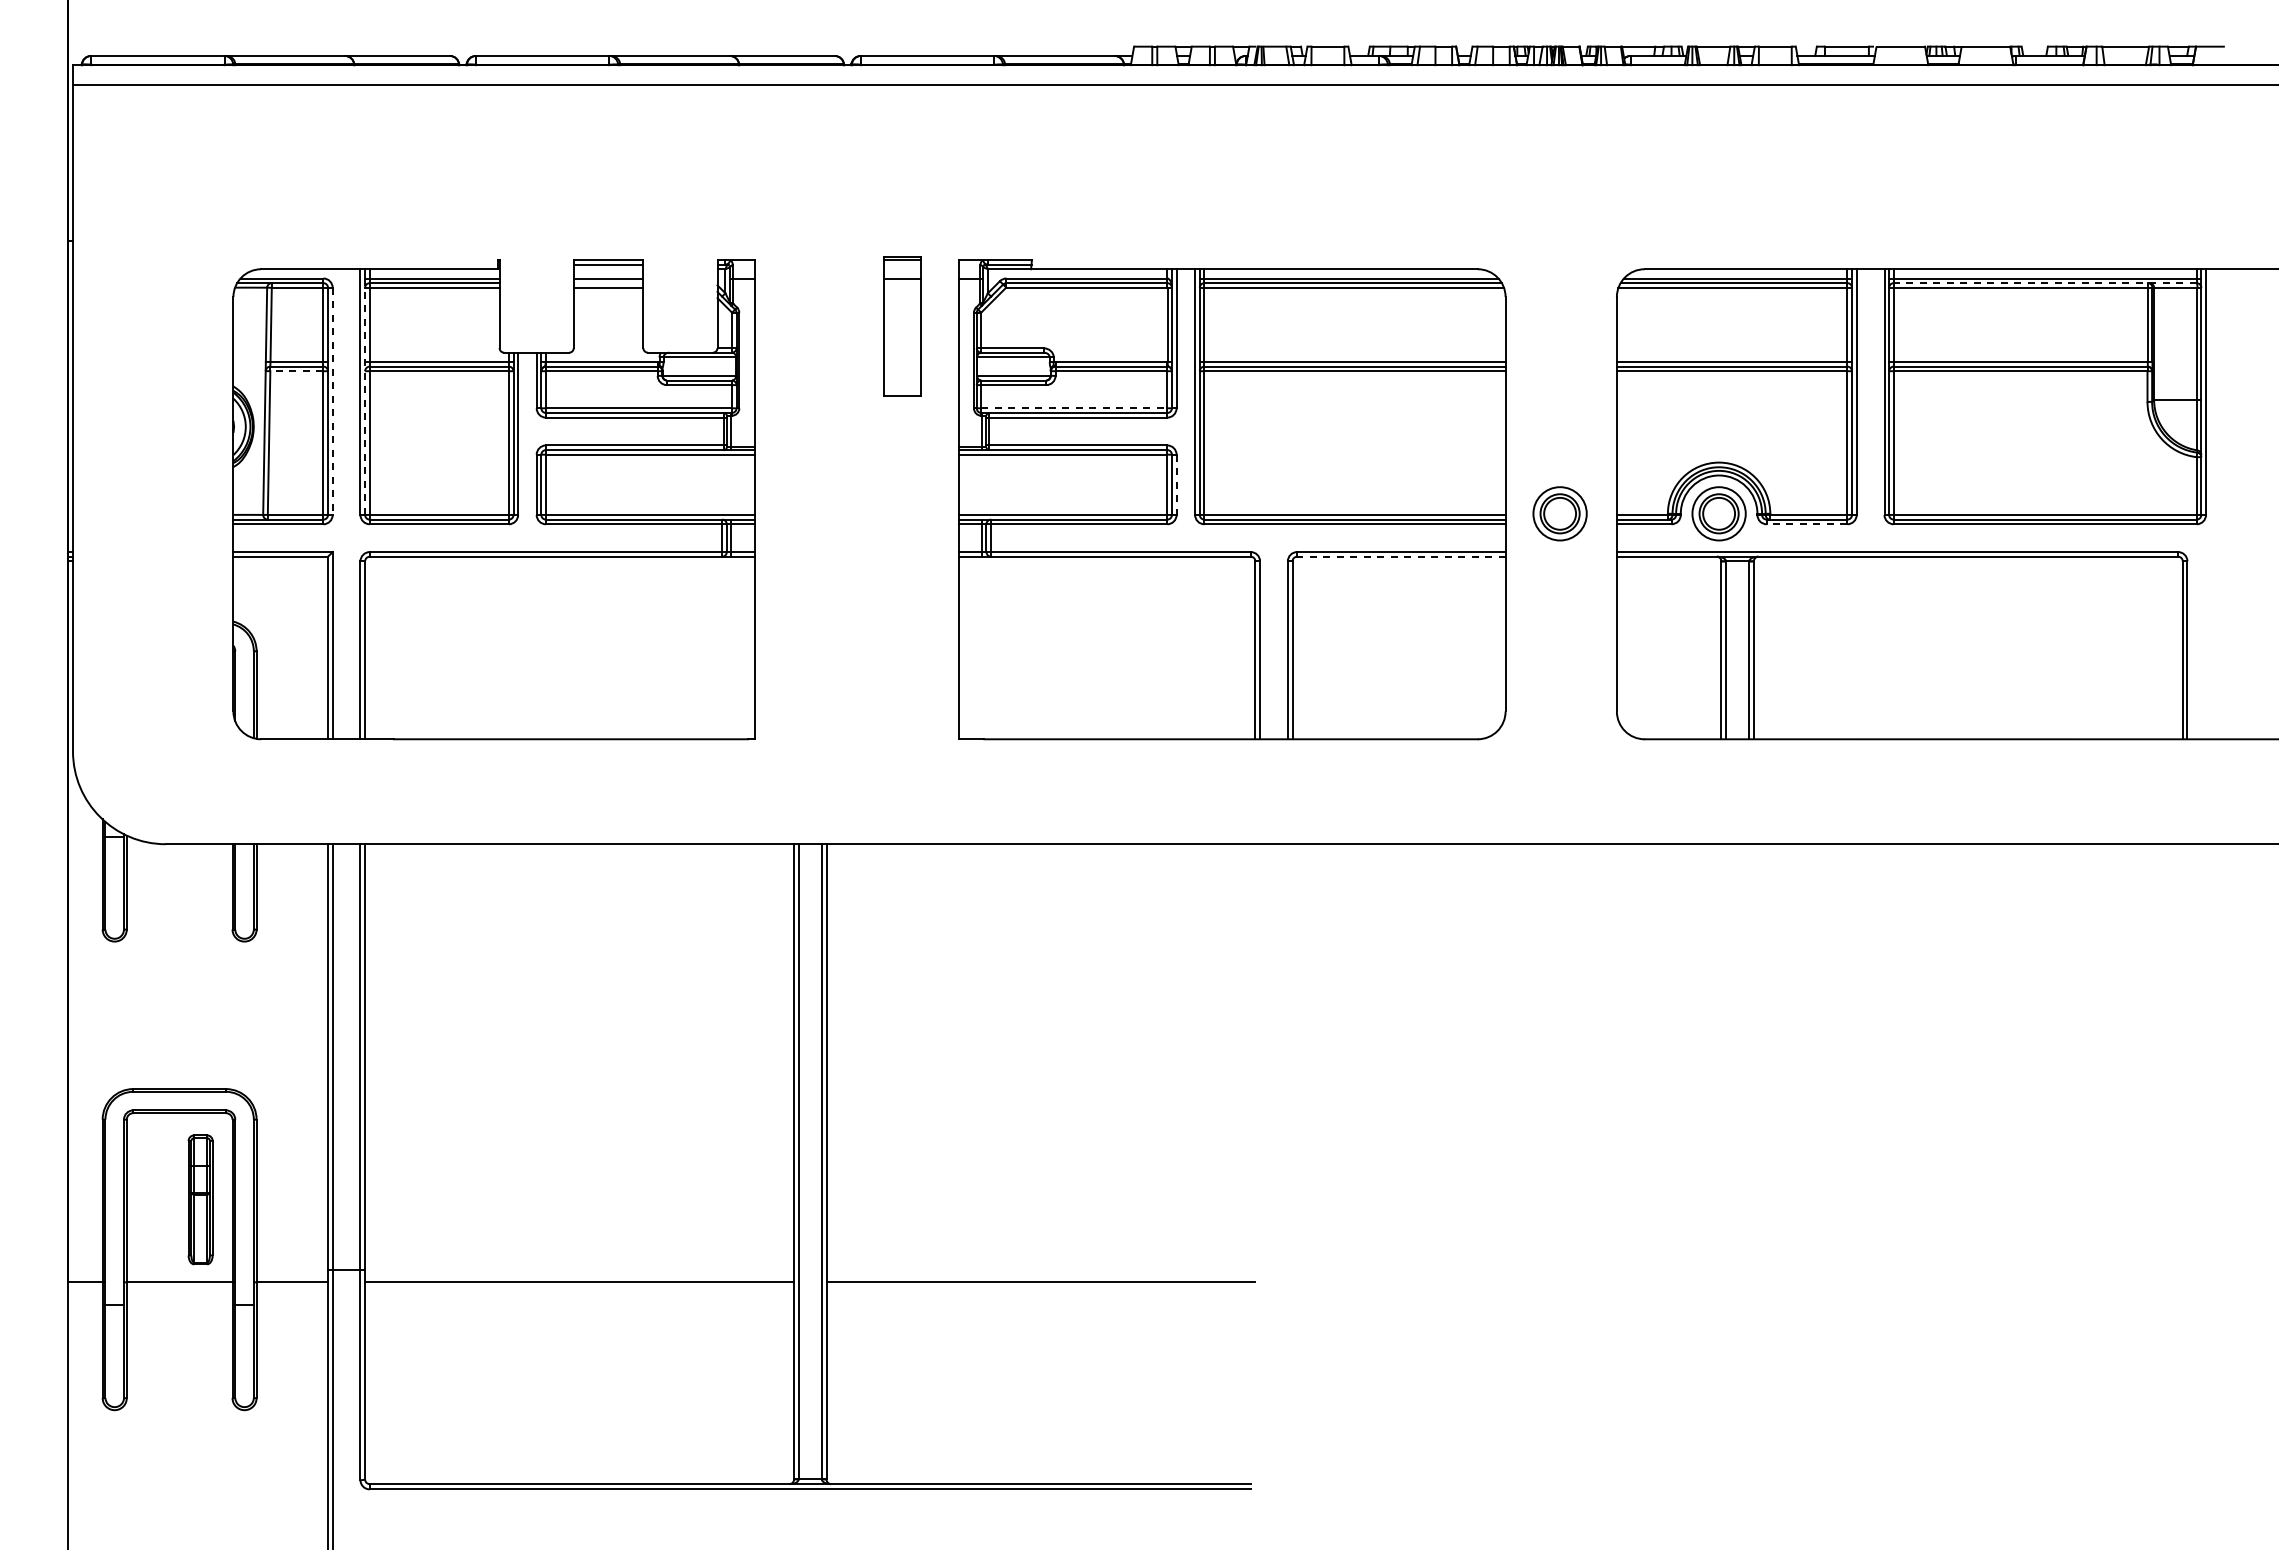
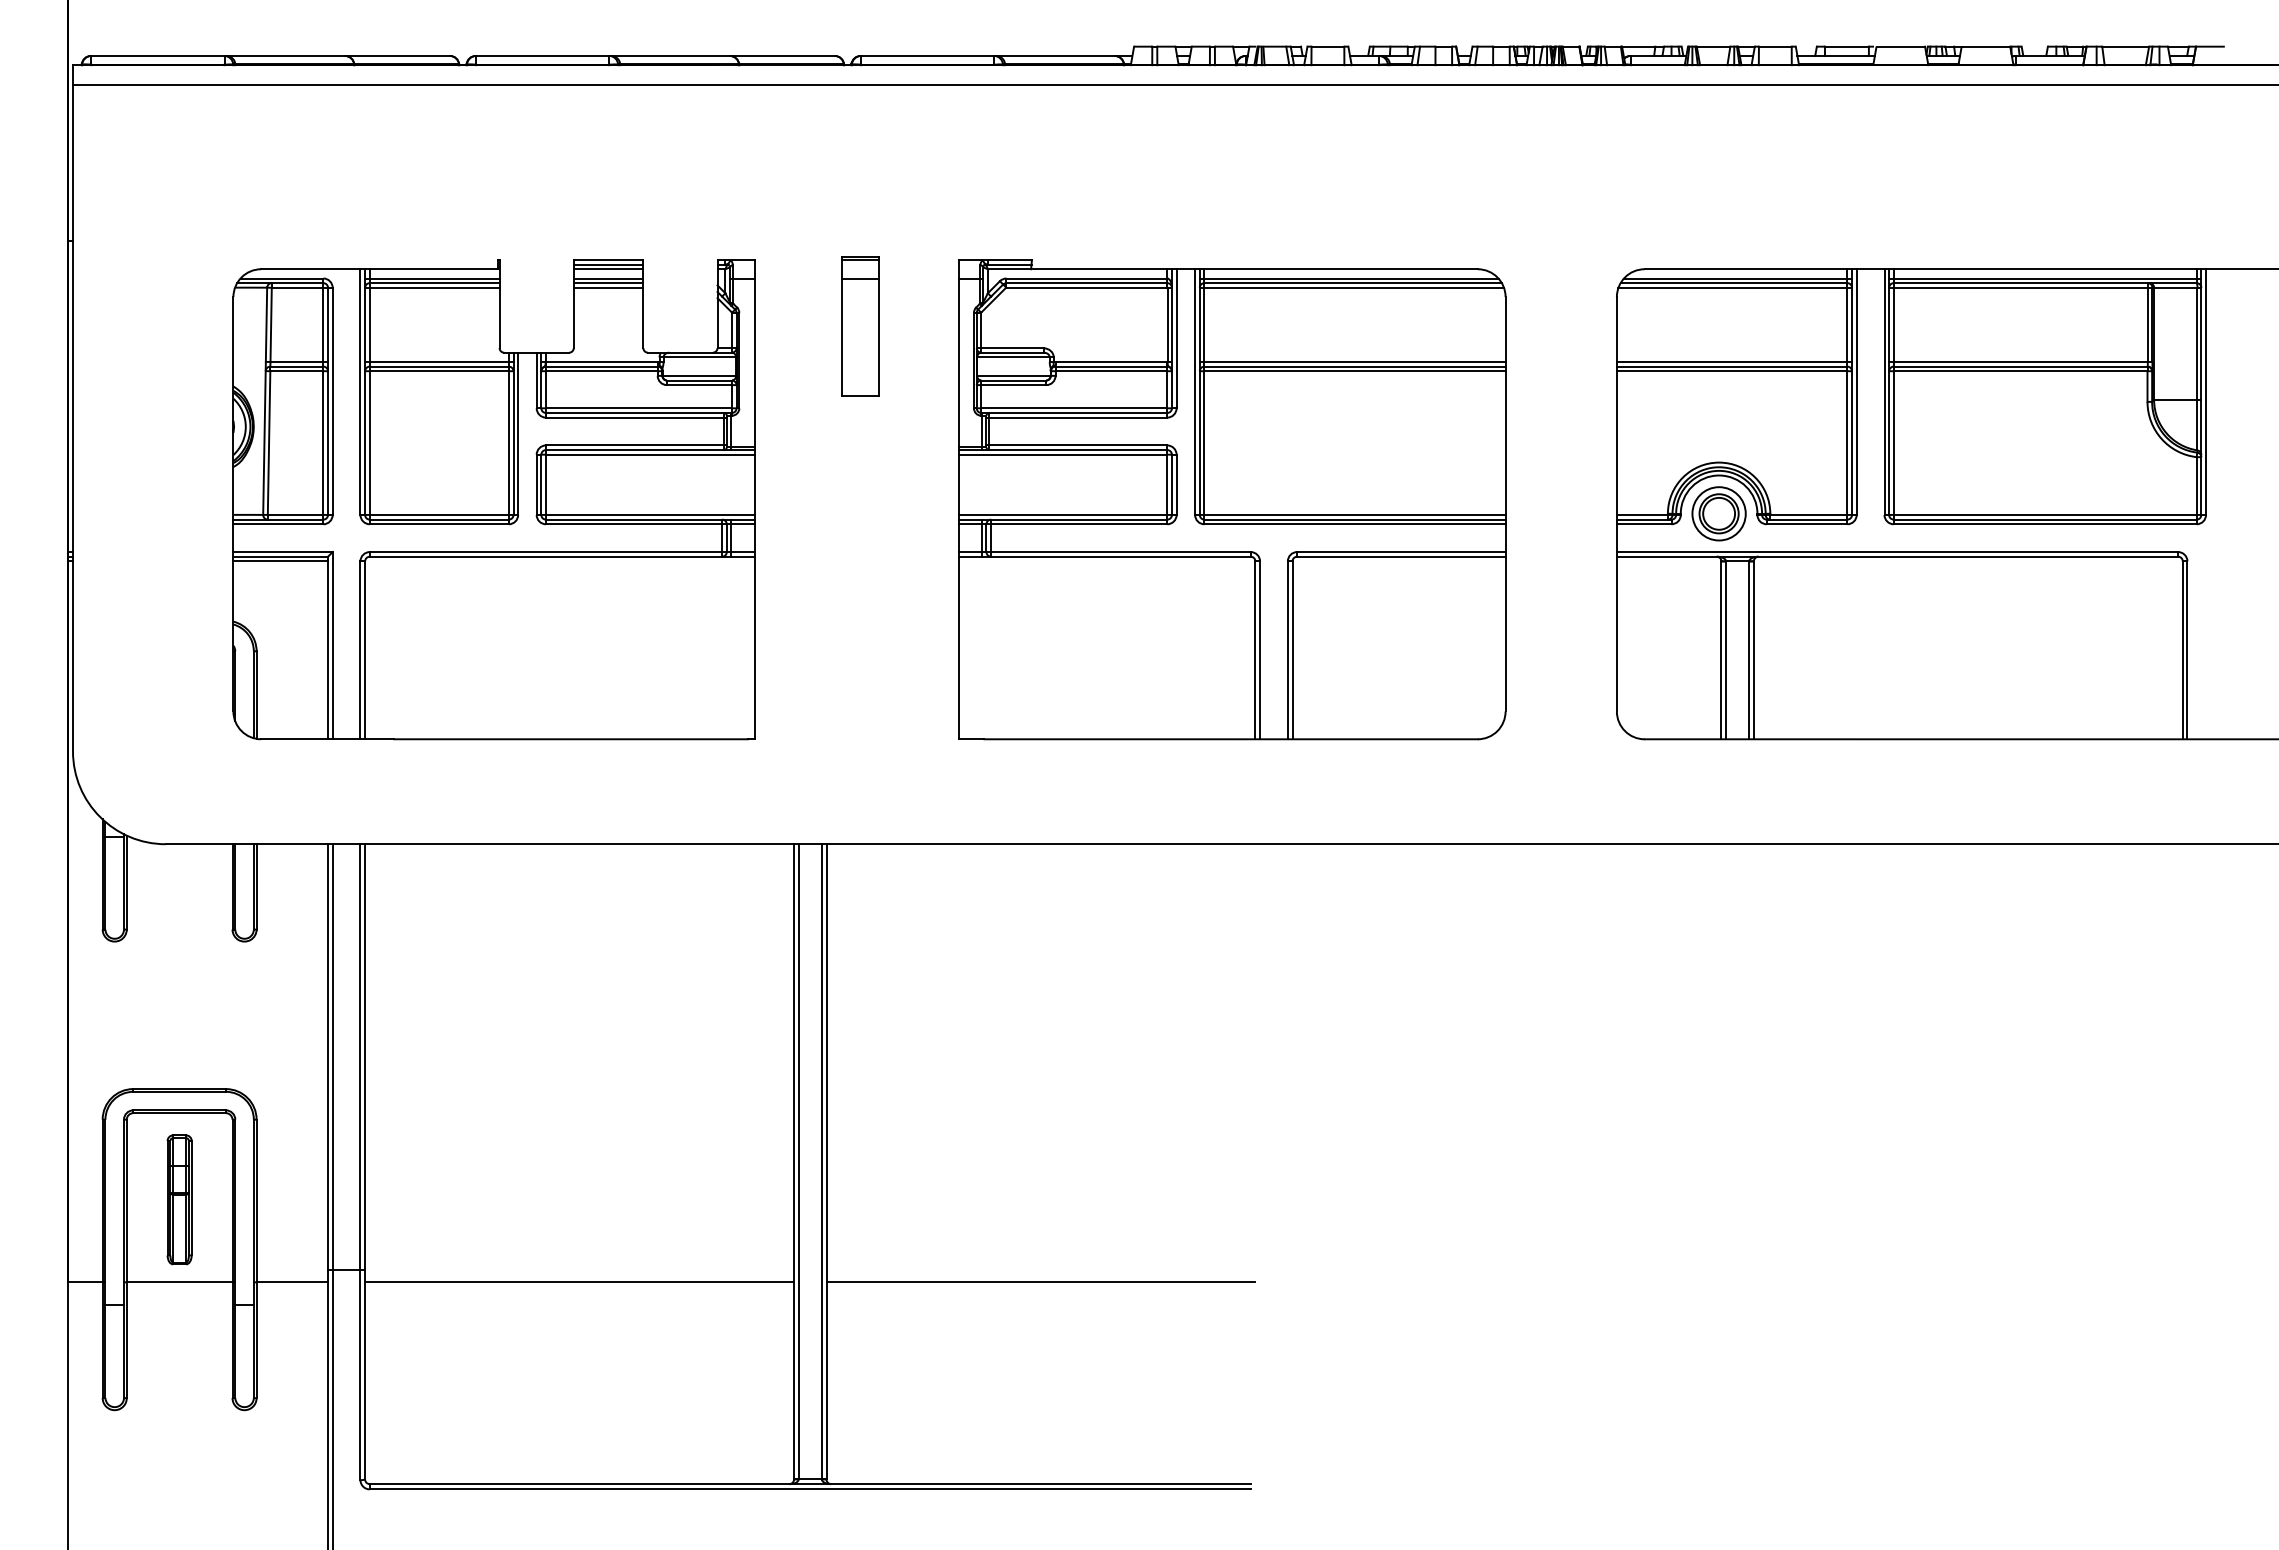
line: none -> present (608, 269)
line: none -> present (608, 283)
line: dashed -> solid (2044, 283)
part position: (902, 326) -> (860, 326) (860, 326)
line: dashed -> solid (296, 371)
line: dashed -> solid (365, 397)
line: dashed -> solid (332, 401)
line: dashed -> solid (1074, 408)
line: dashed -> solid (1176, 485)
part: present -> none (1559, 513)
line: dashed -> solid (1806, 524)
line: dashed -> solid (1400, 556)
line: none -> present (280, 561)
part position: (200, 1199) -> (179, 1199) (179, 1199)
